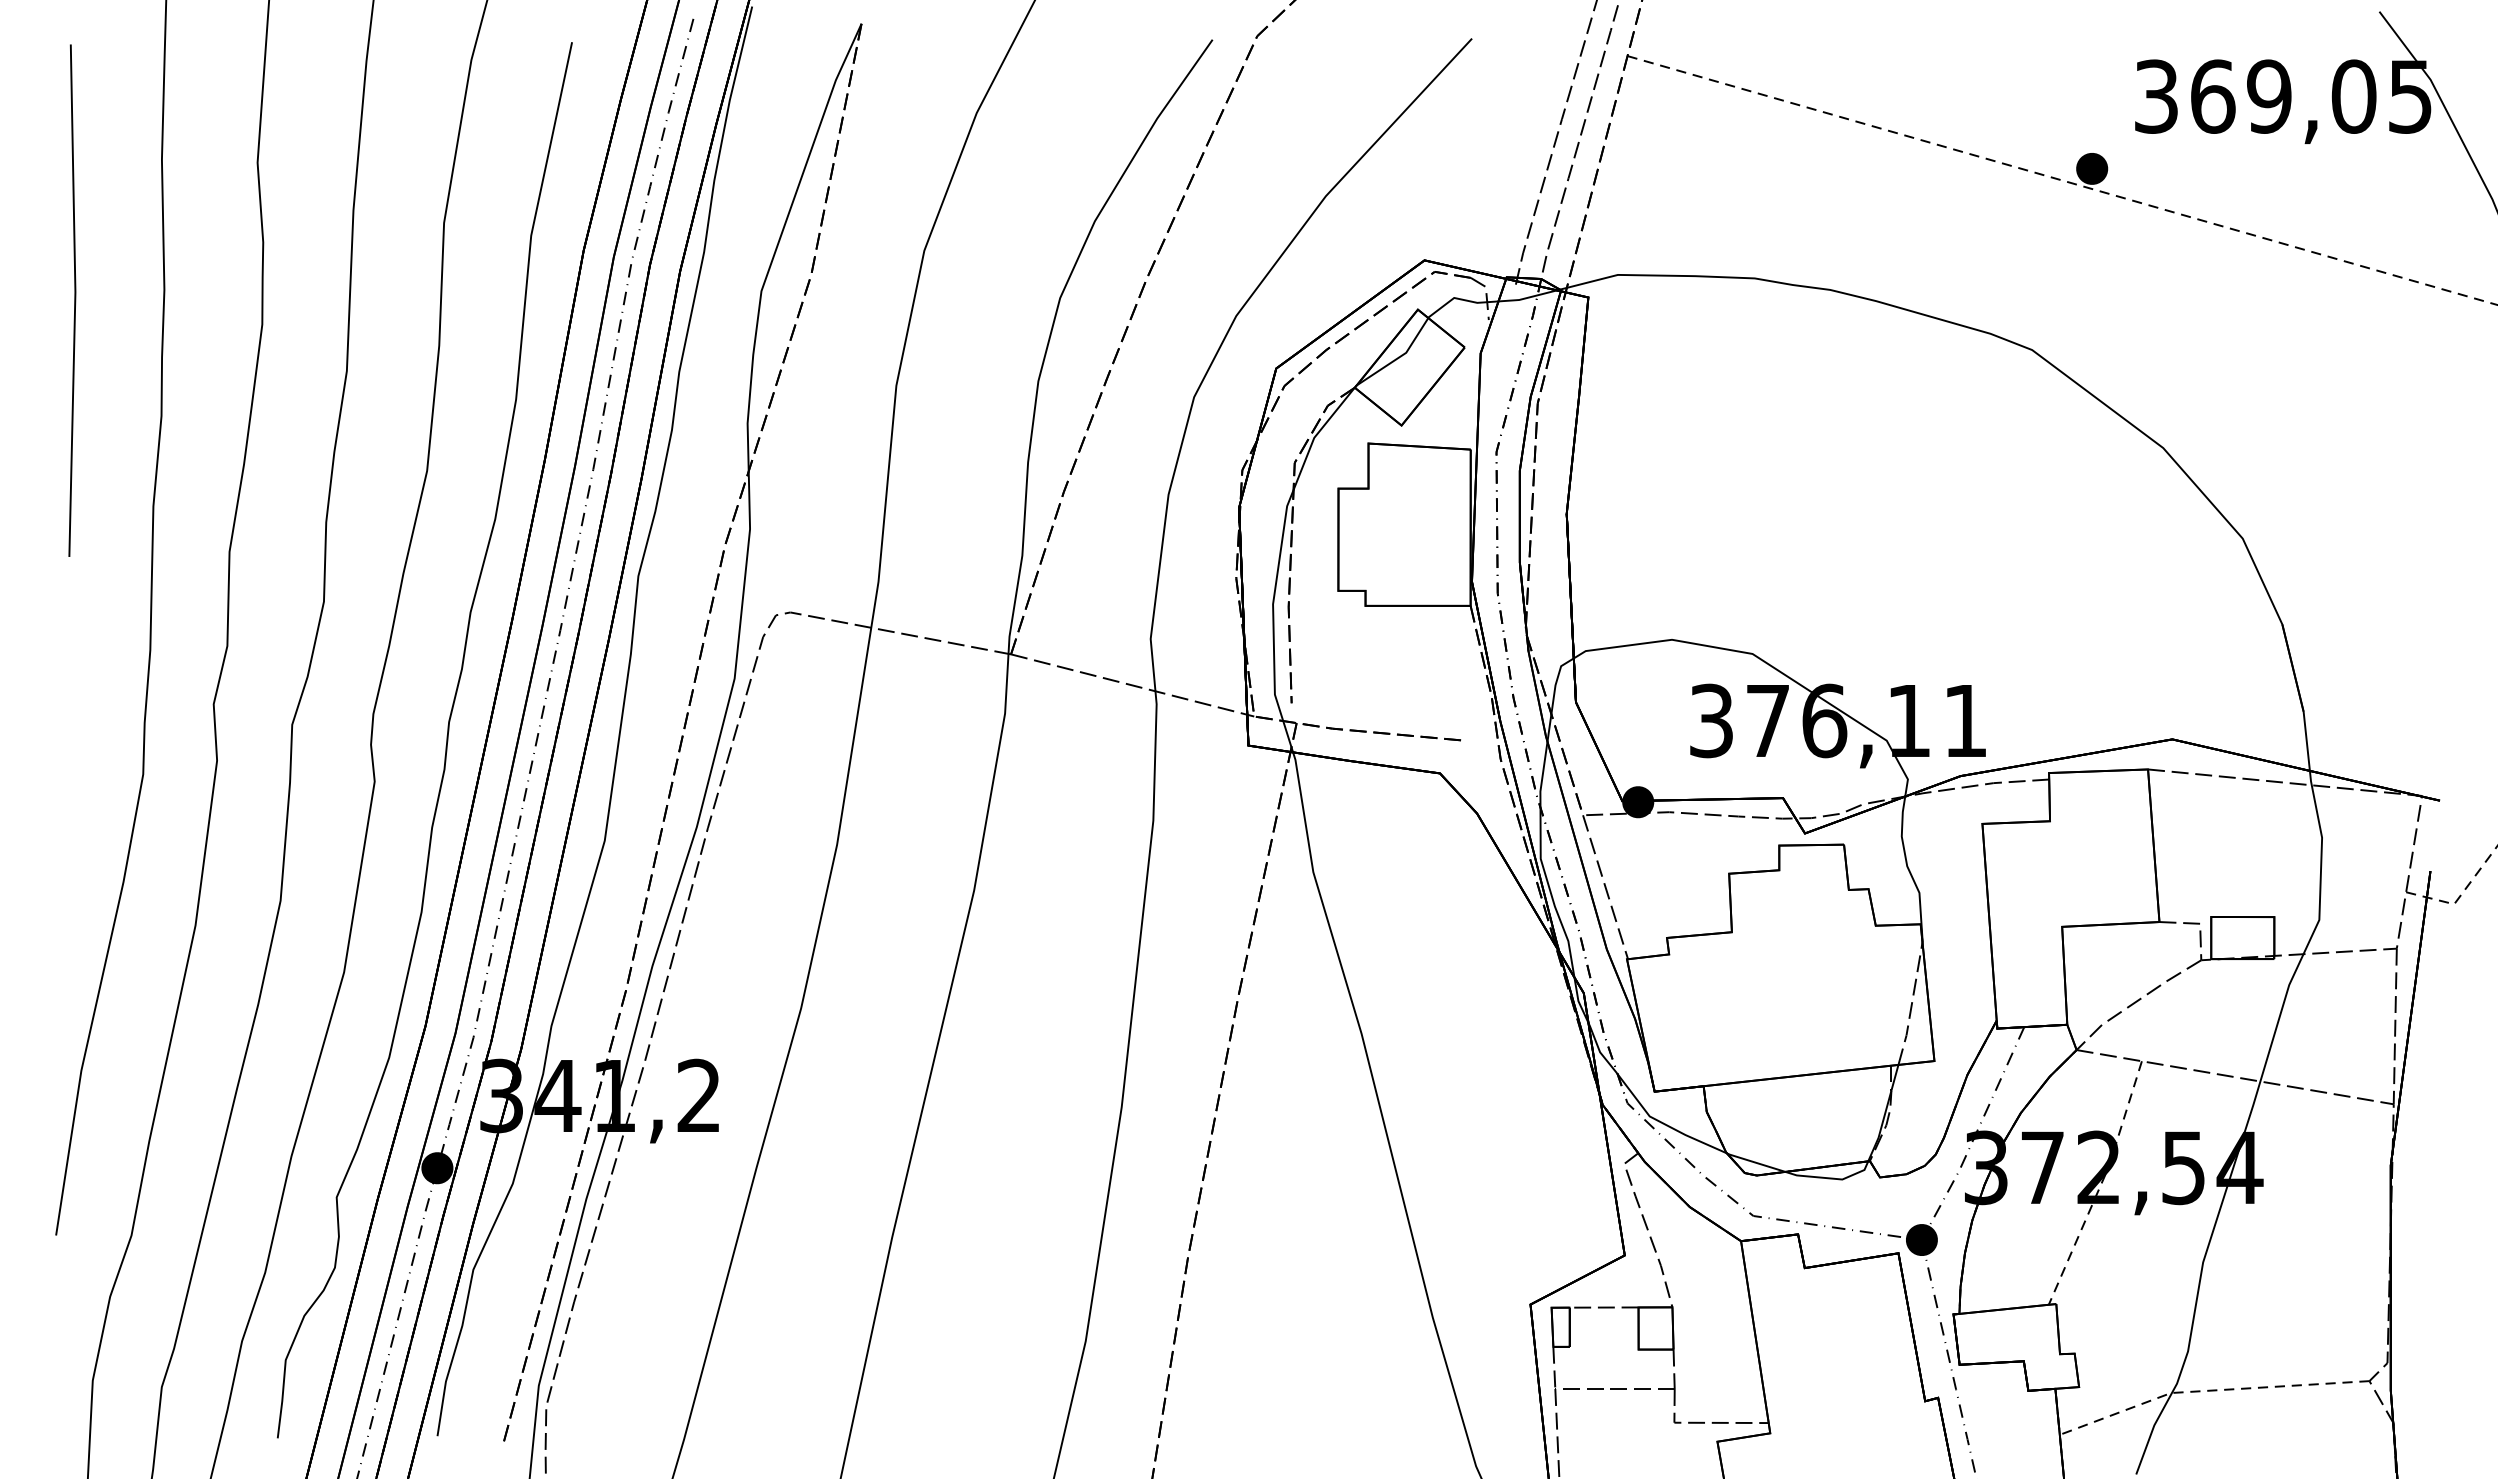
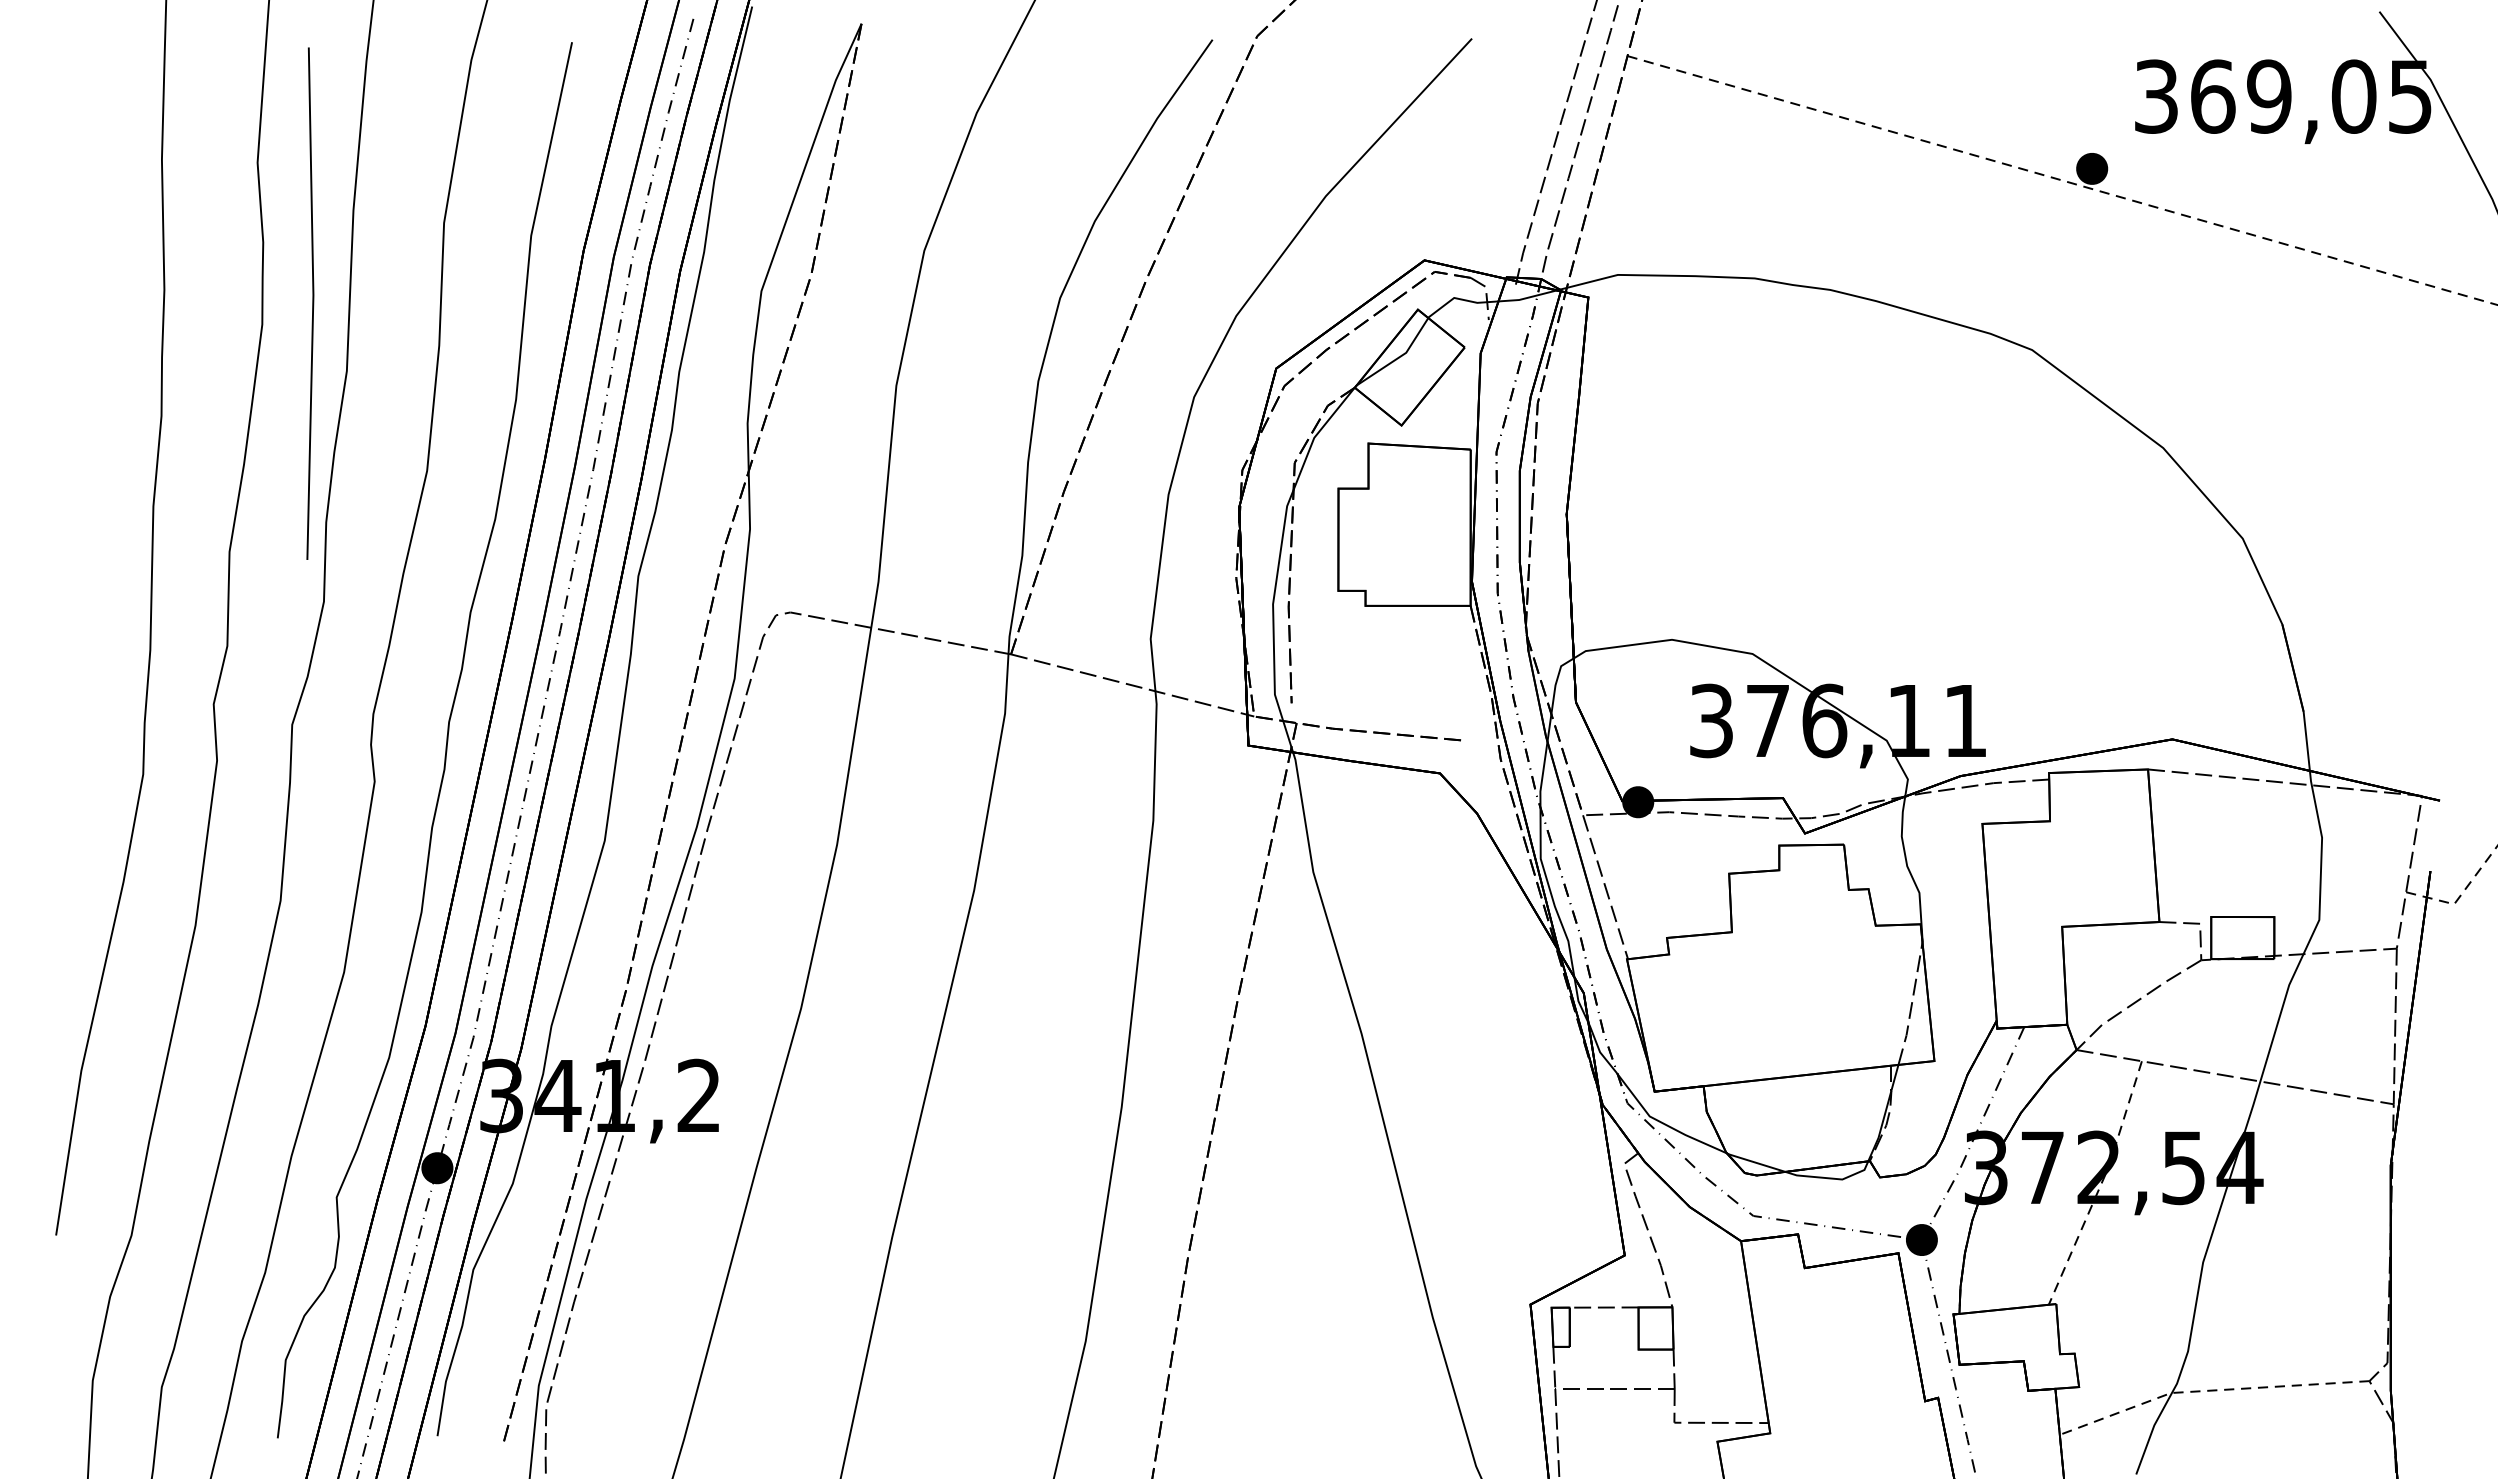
line position: (74, 300) -> (312, 303) (312, 303)
